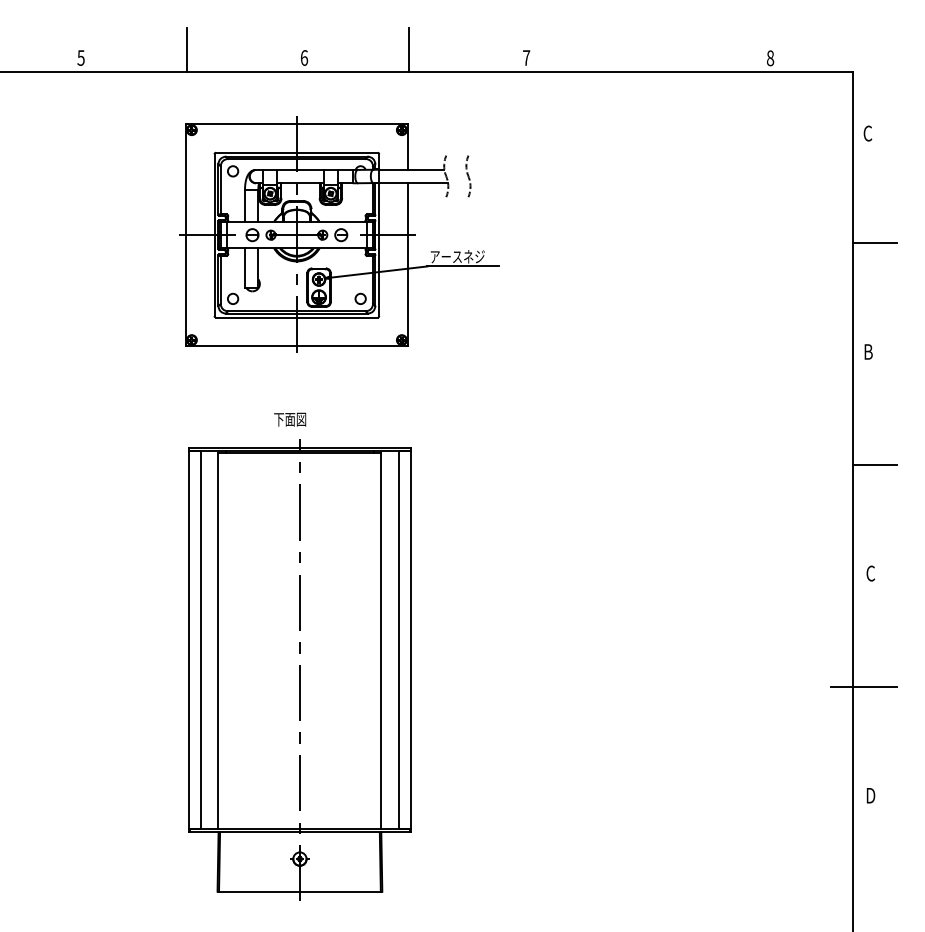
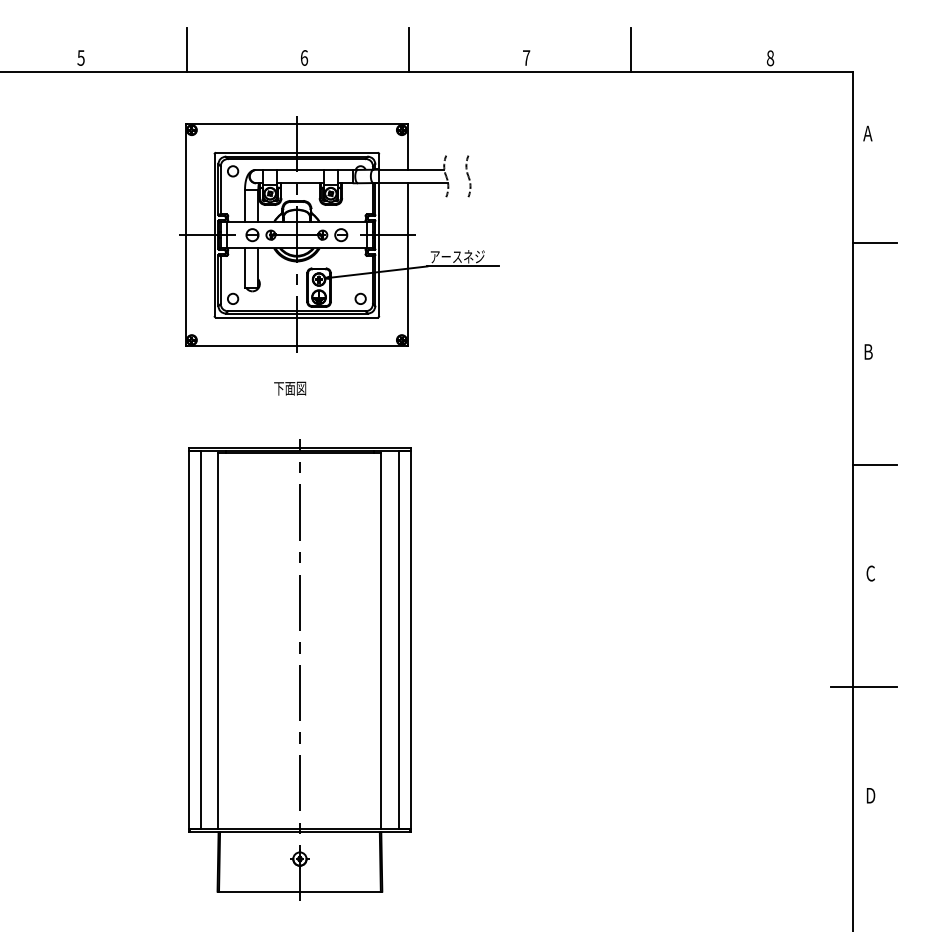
line: none -> present (631, 49)
text: C -> A (867, 133)
text position: (290, 419) -> (290, 388) (290, 388)
